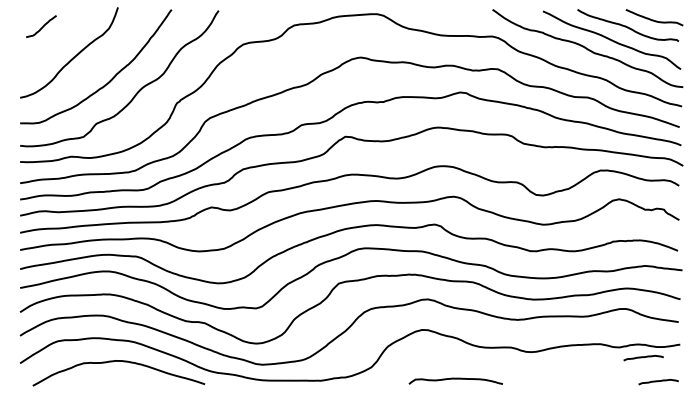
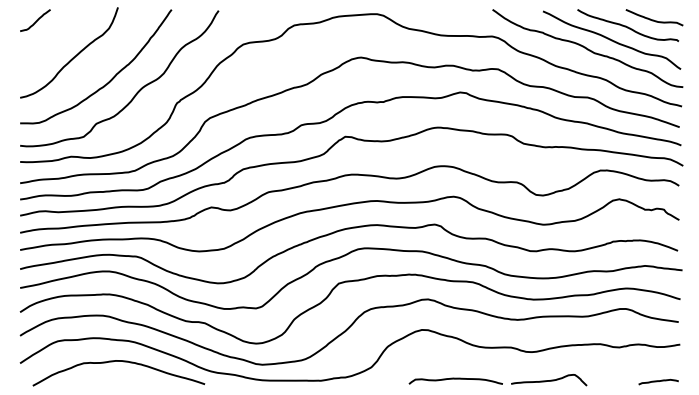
curve position: (42, 26) -> (36, 20) (36, 20)
curve: present -> none (643, 357)
curve: none -> present (549, 380)
